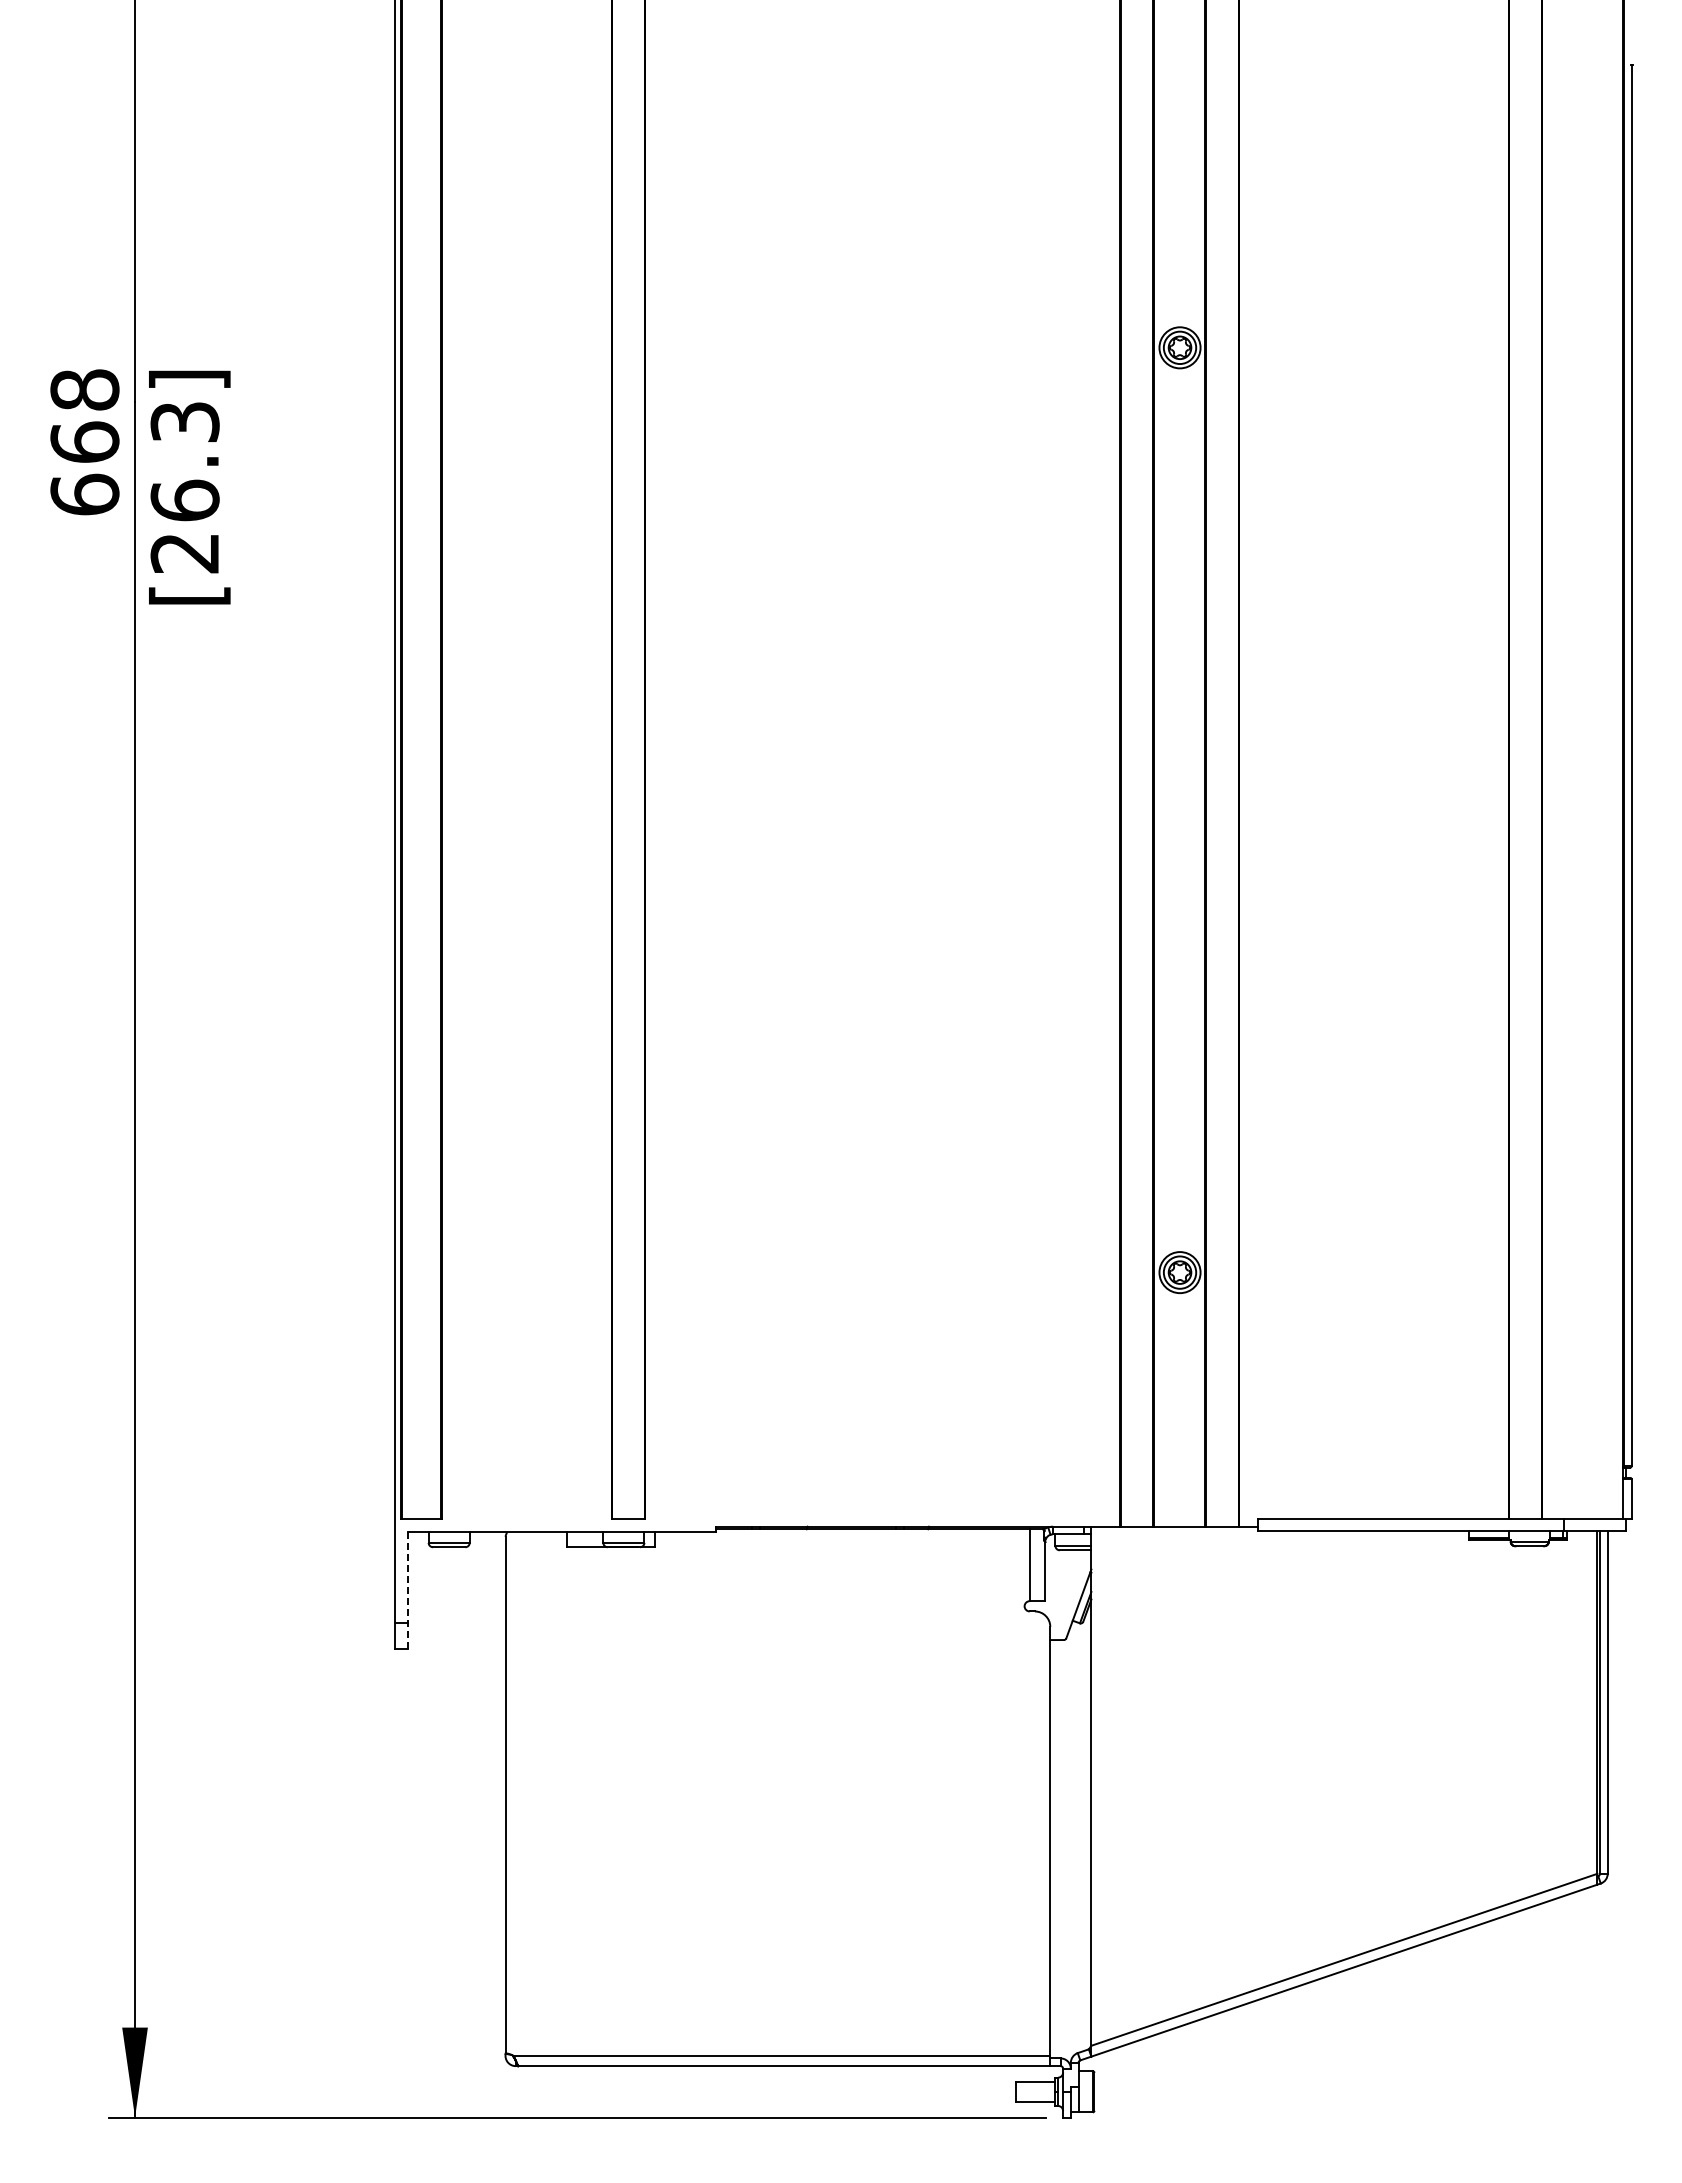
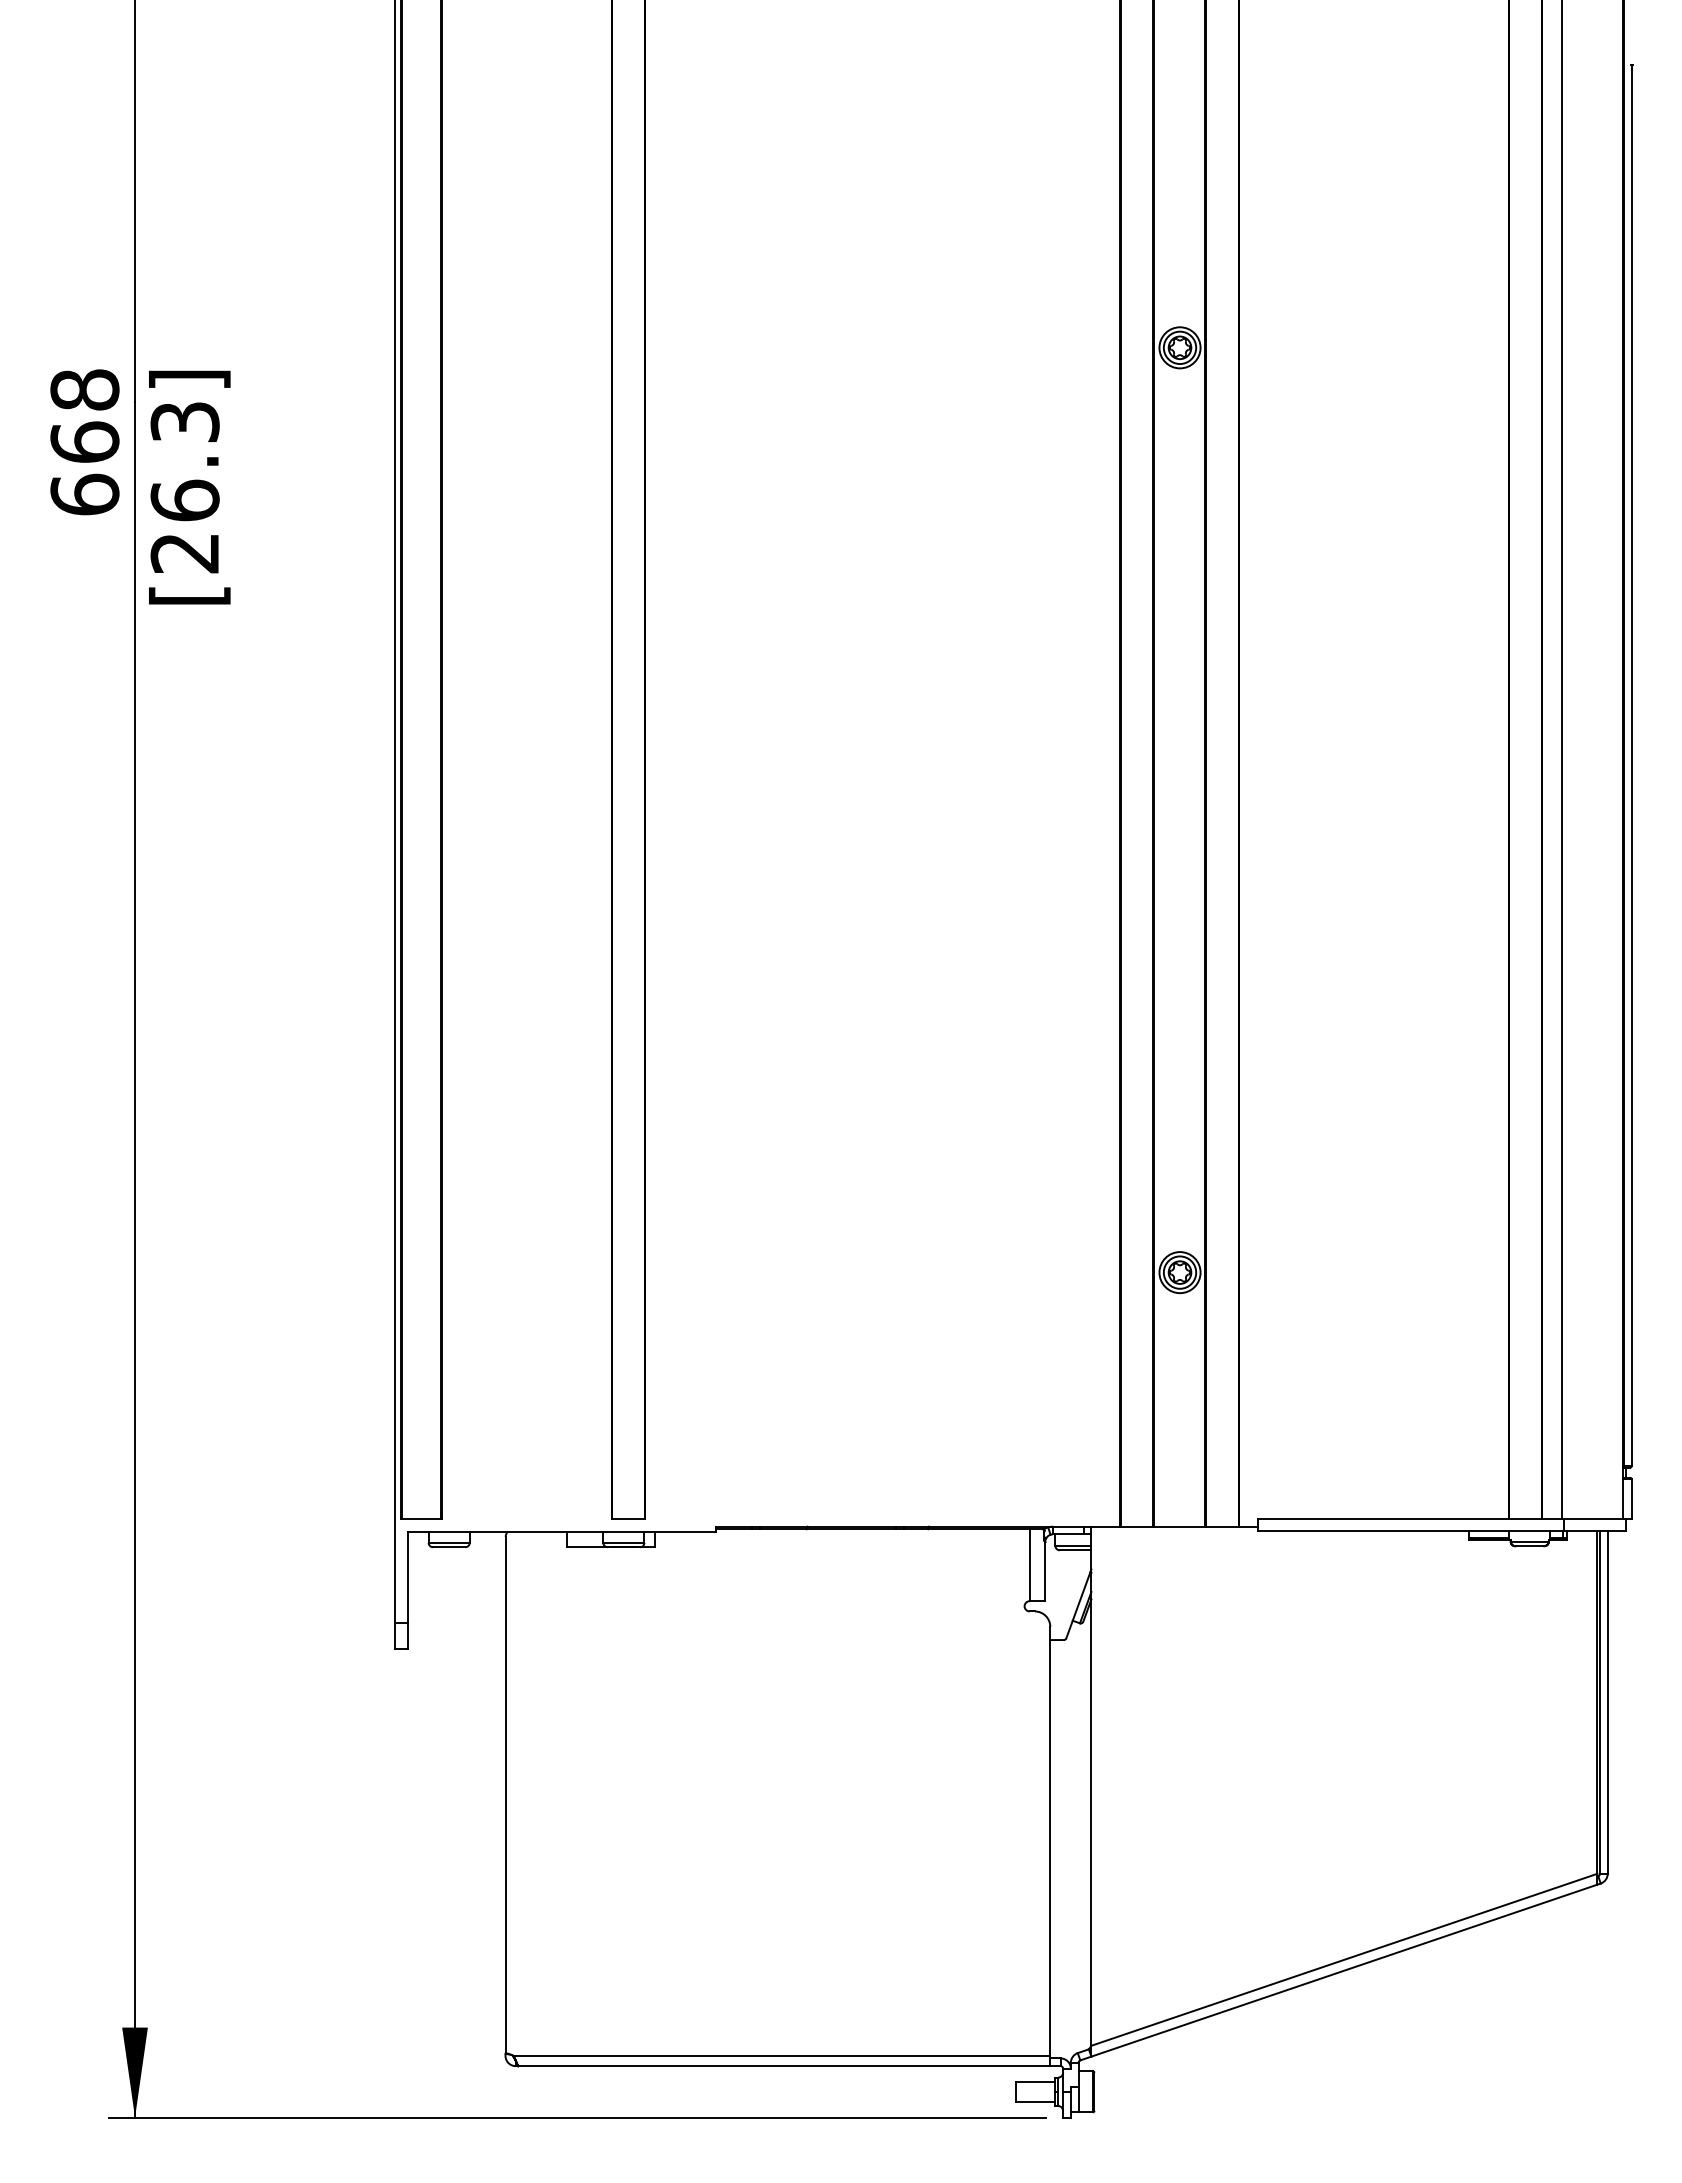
line: none -> present (1561, 760)
line: dashed -> solid (408, 1590)
